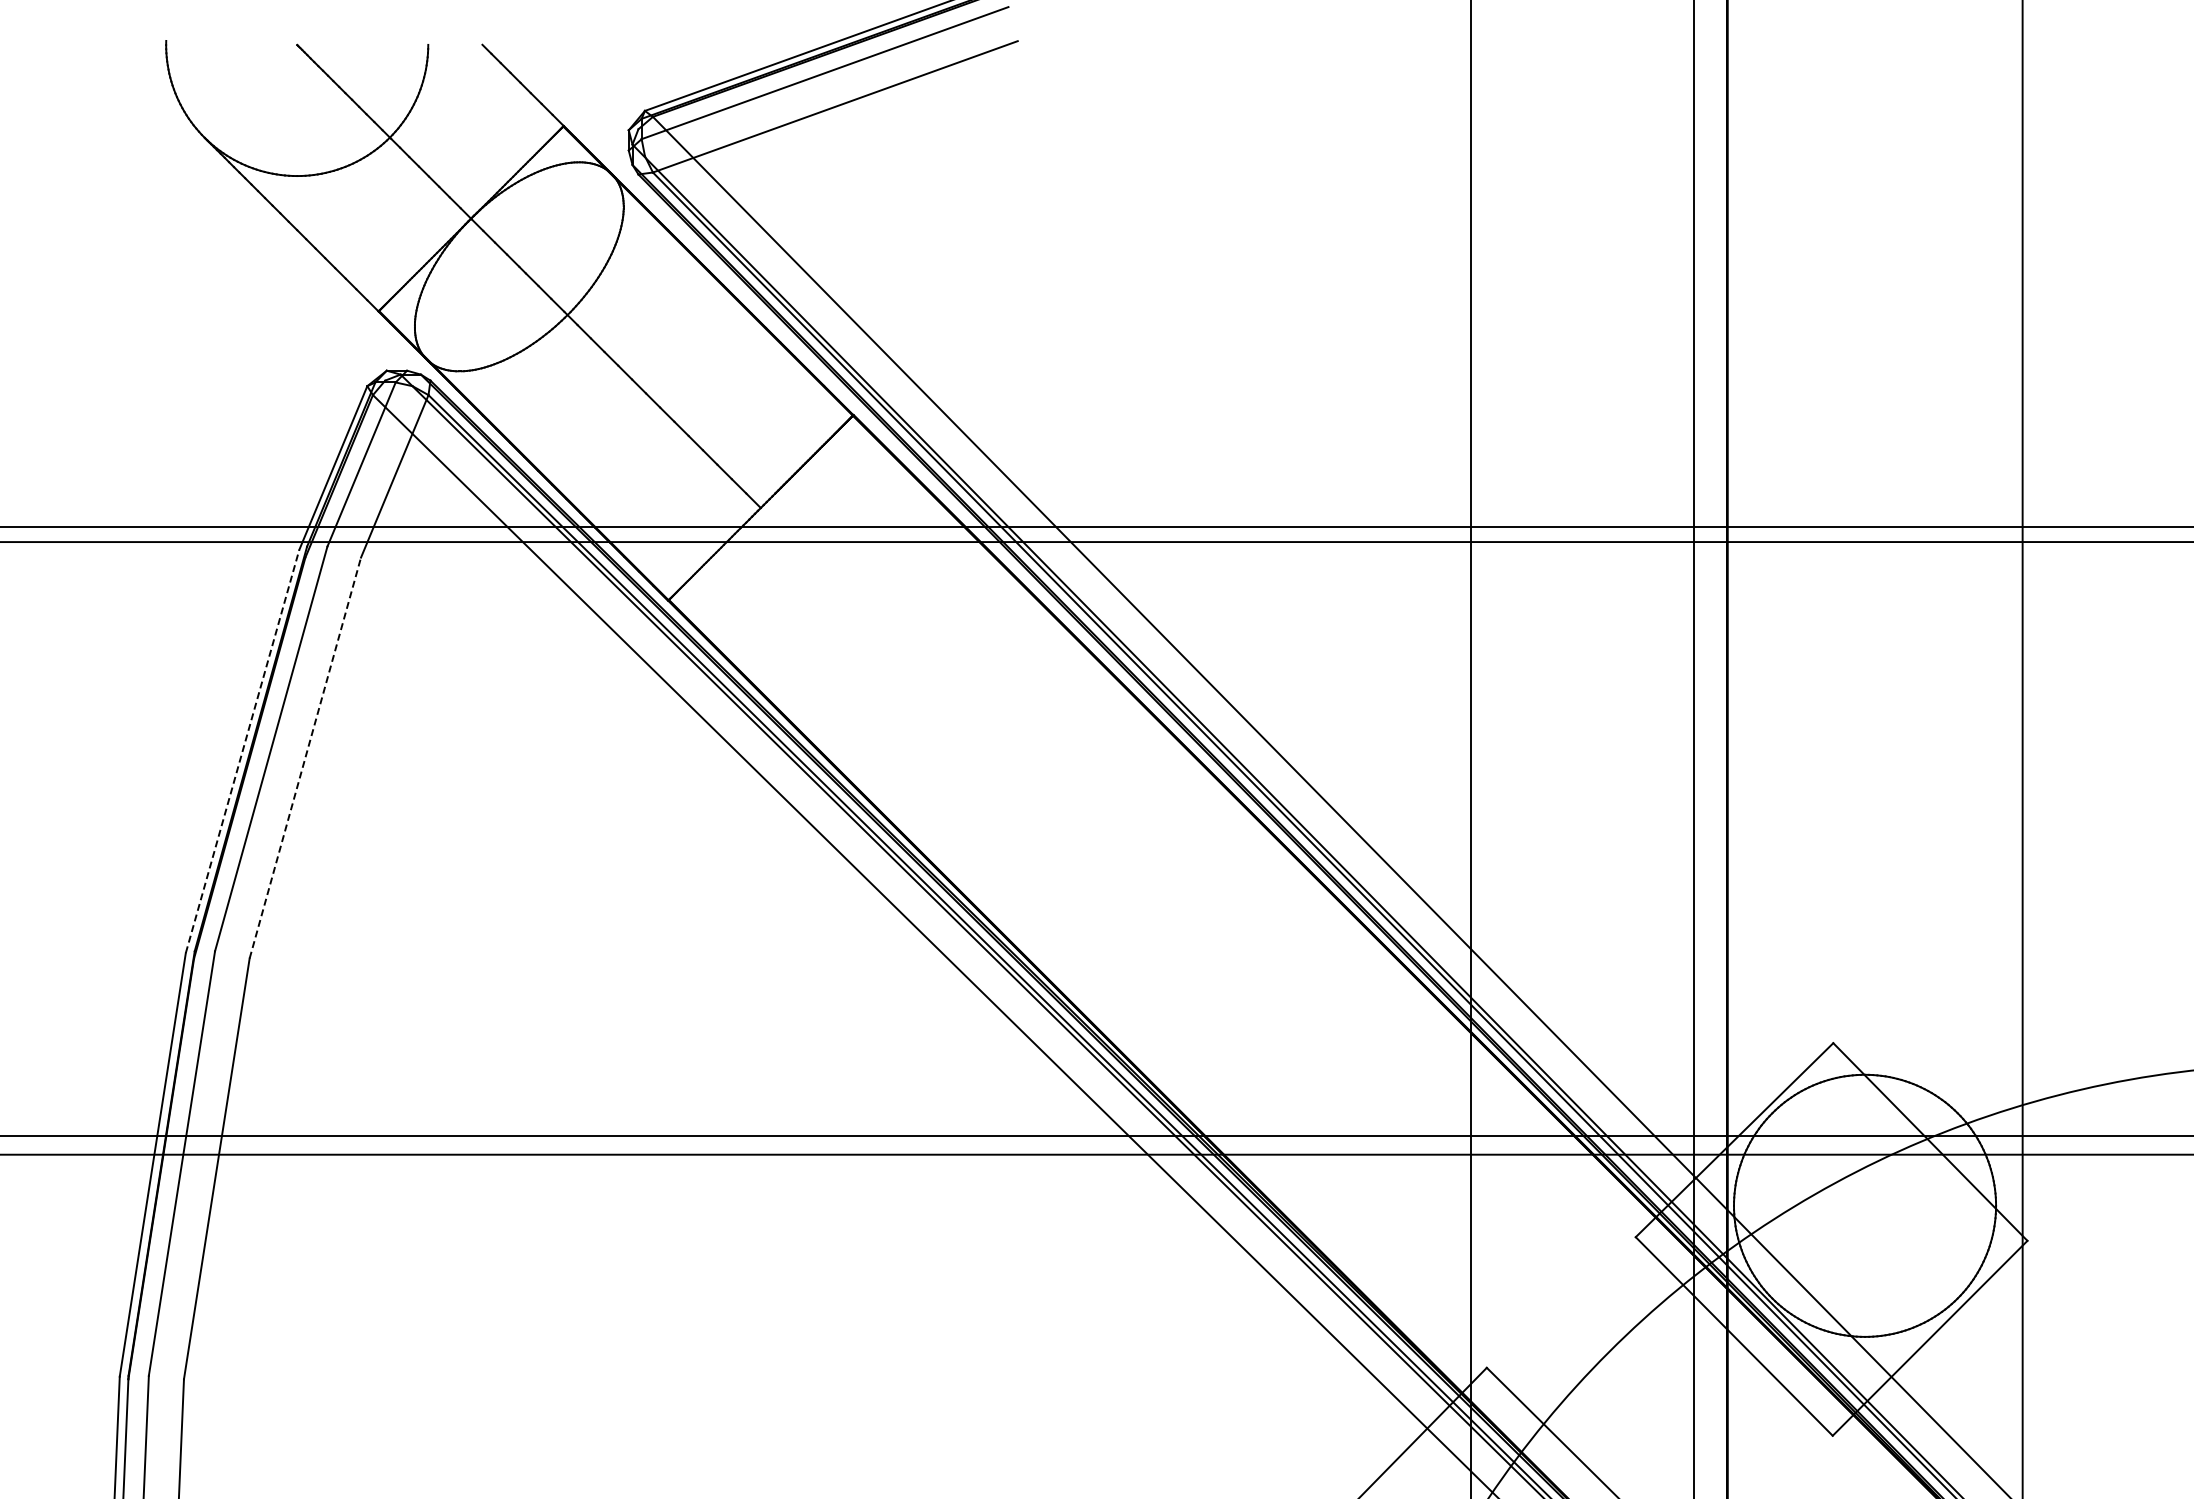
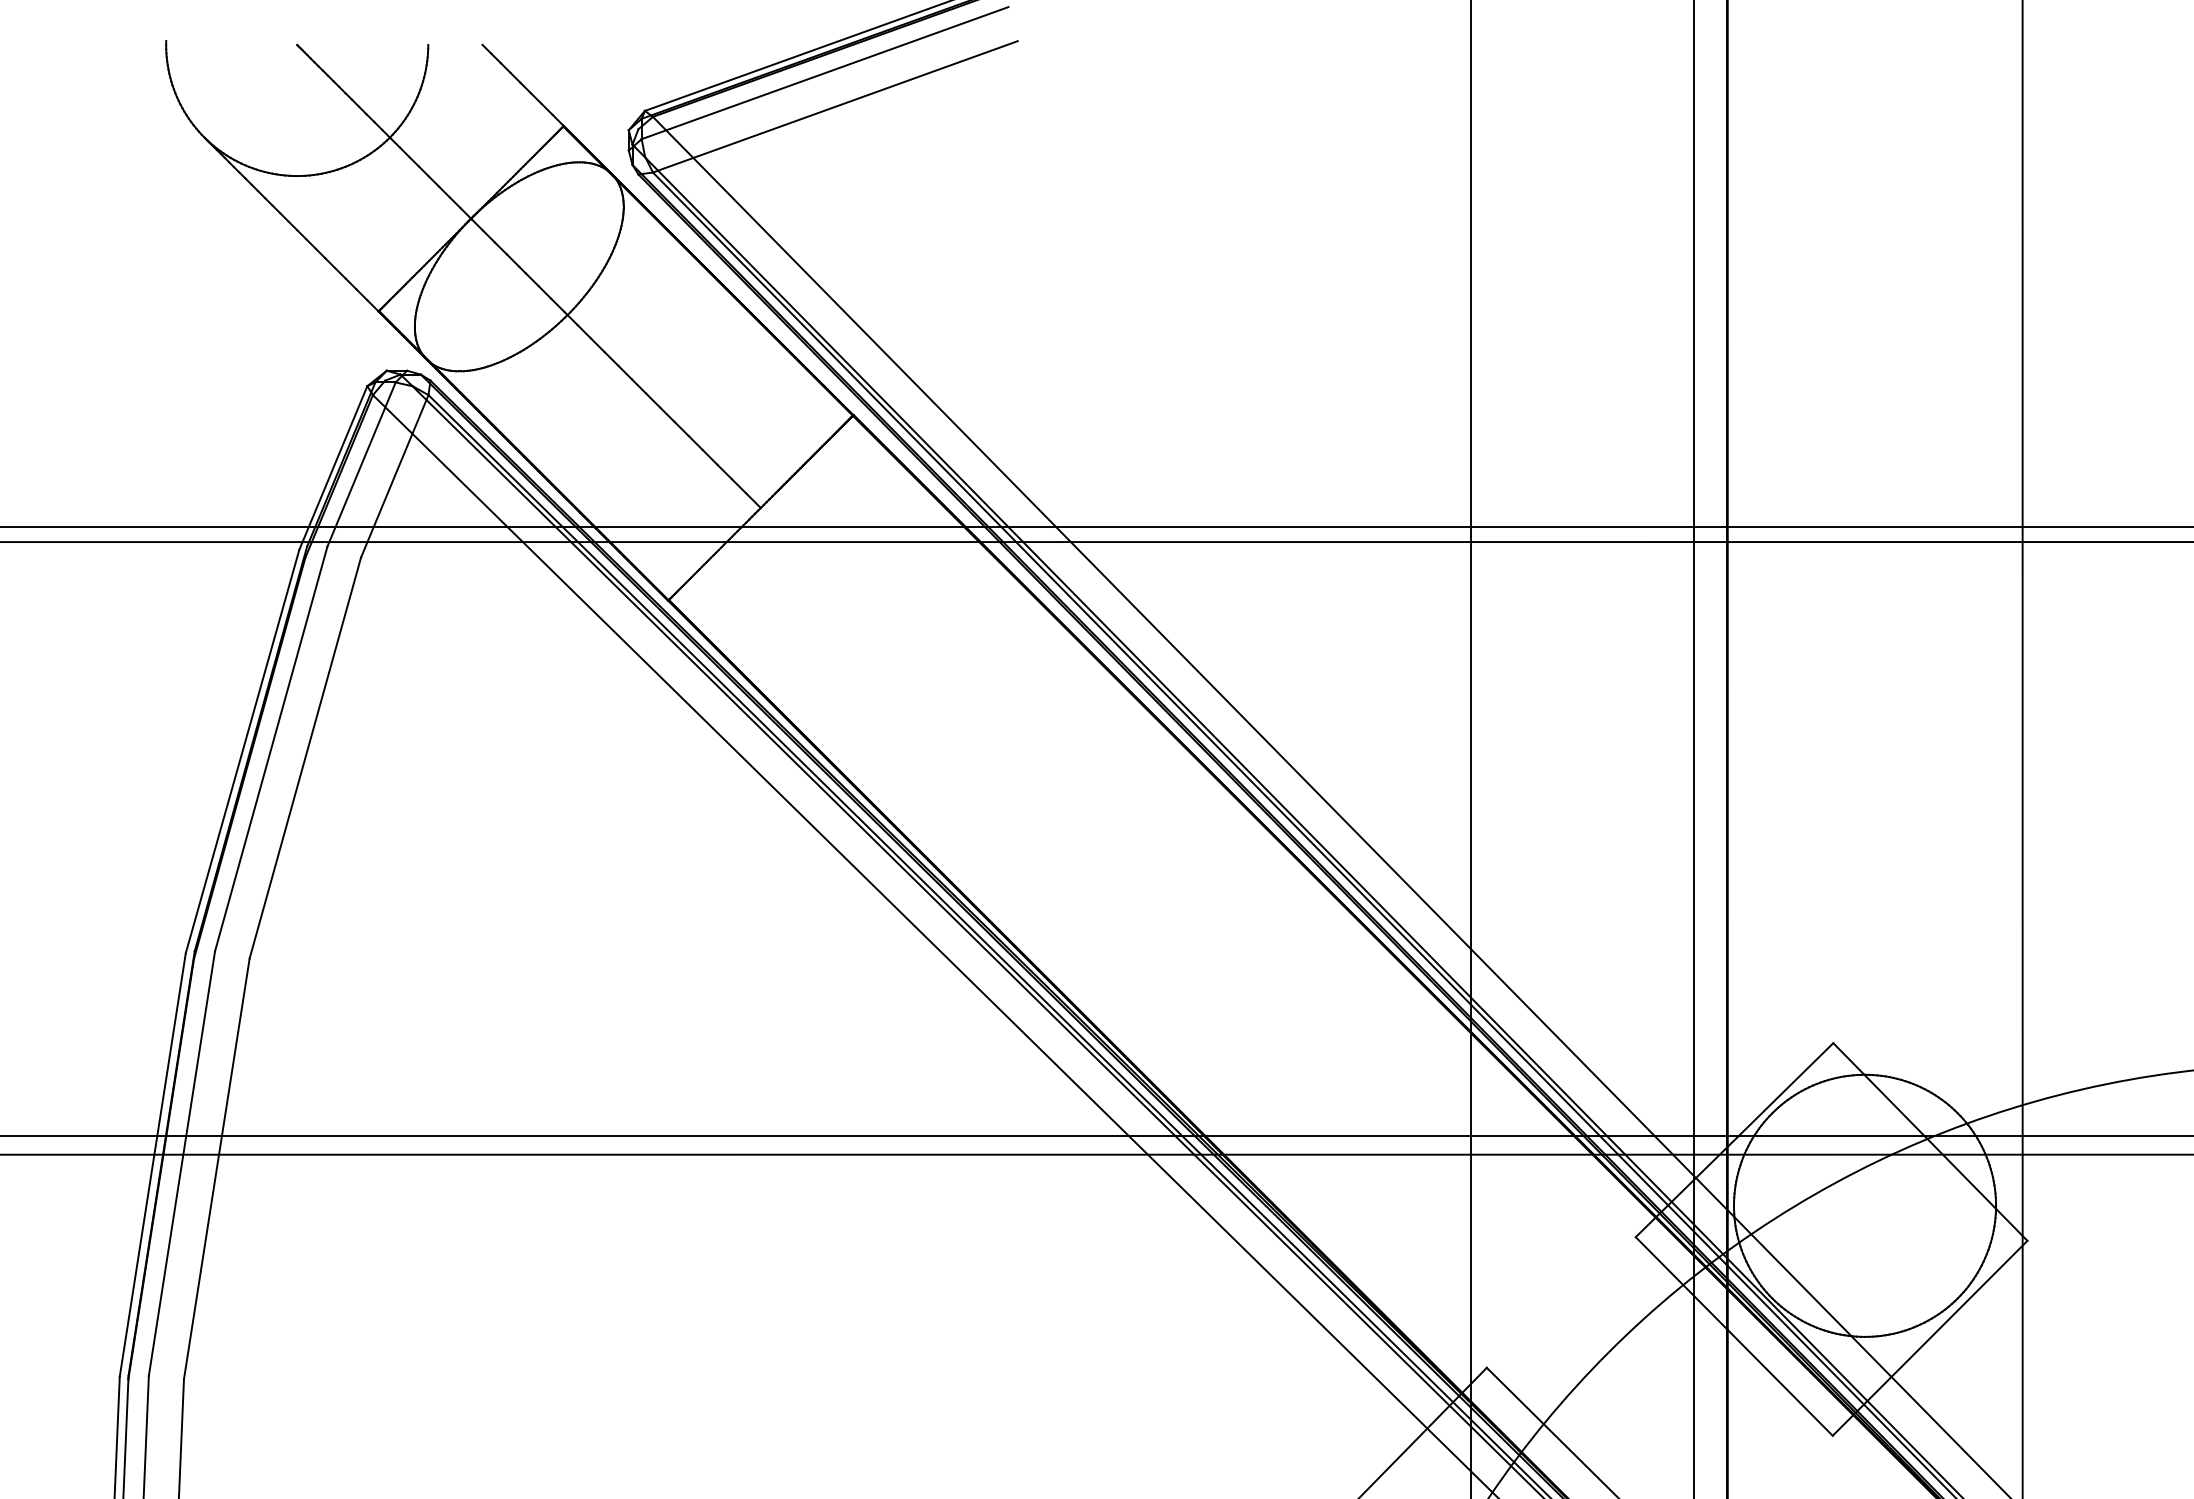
line: dashed -> solid (242, 751)
line: dashed -> solid (305, 757)
